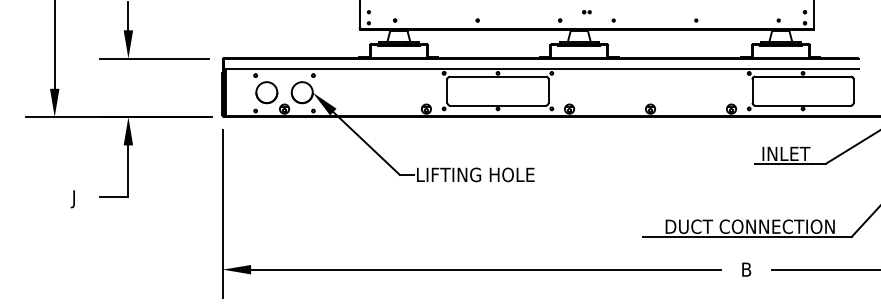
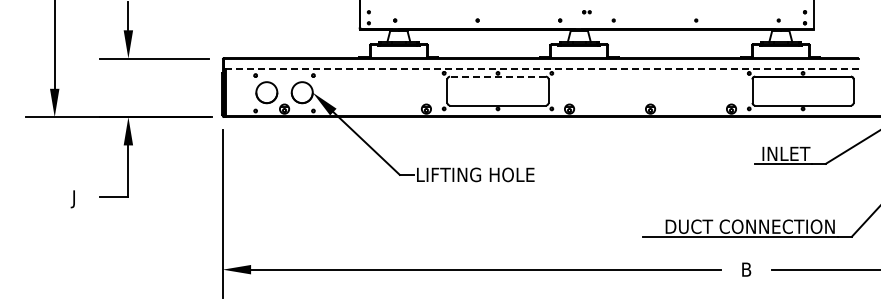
line: solid -> dashed (541, 68)
line: solid -> dashed (498, 76)
